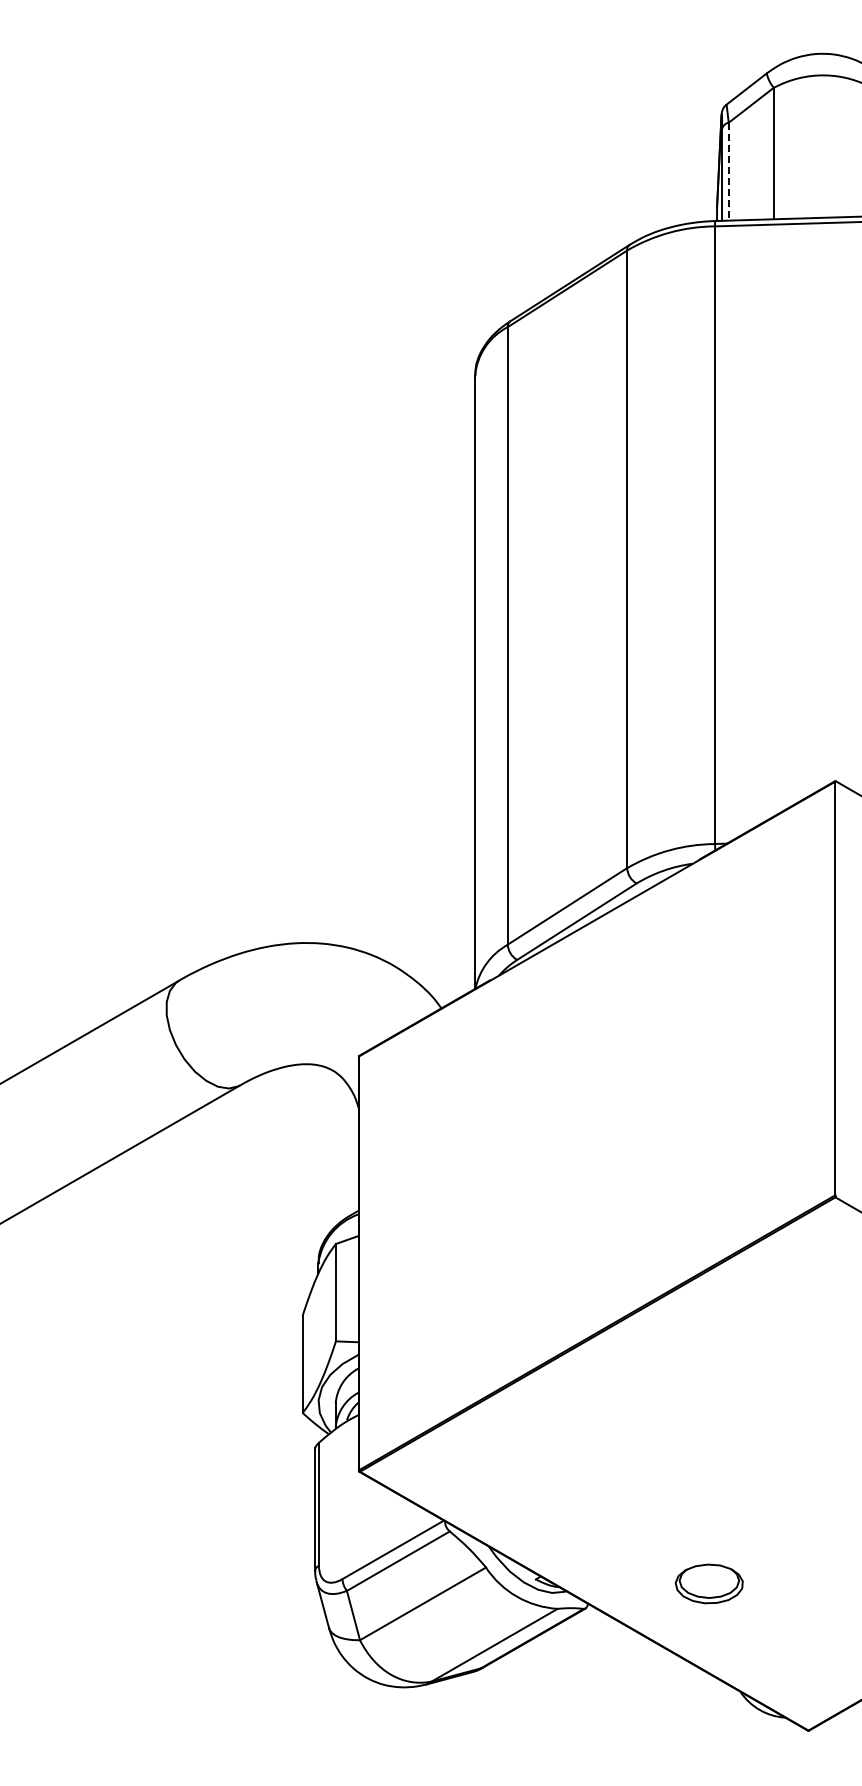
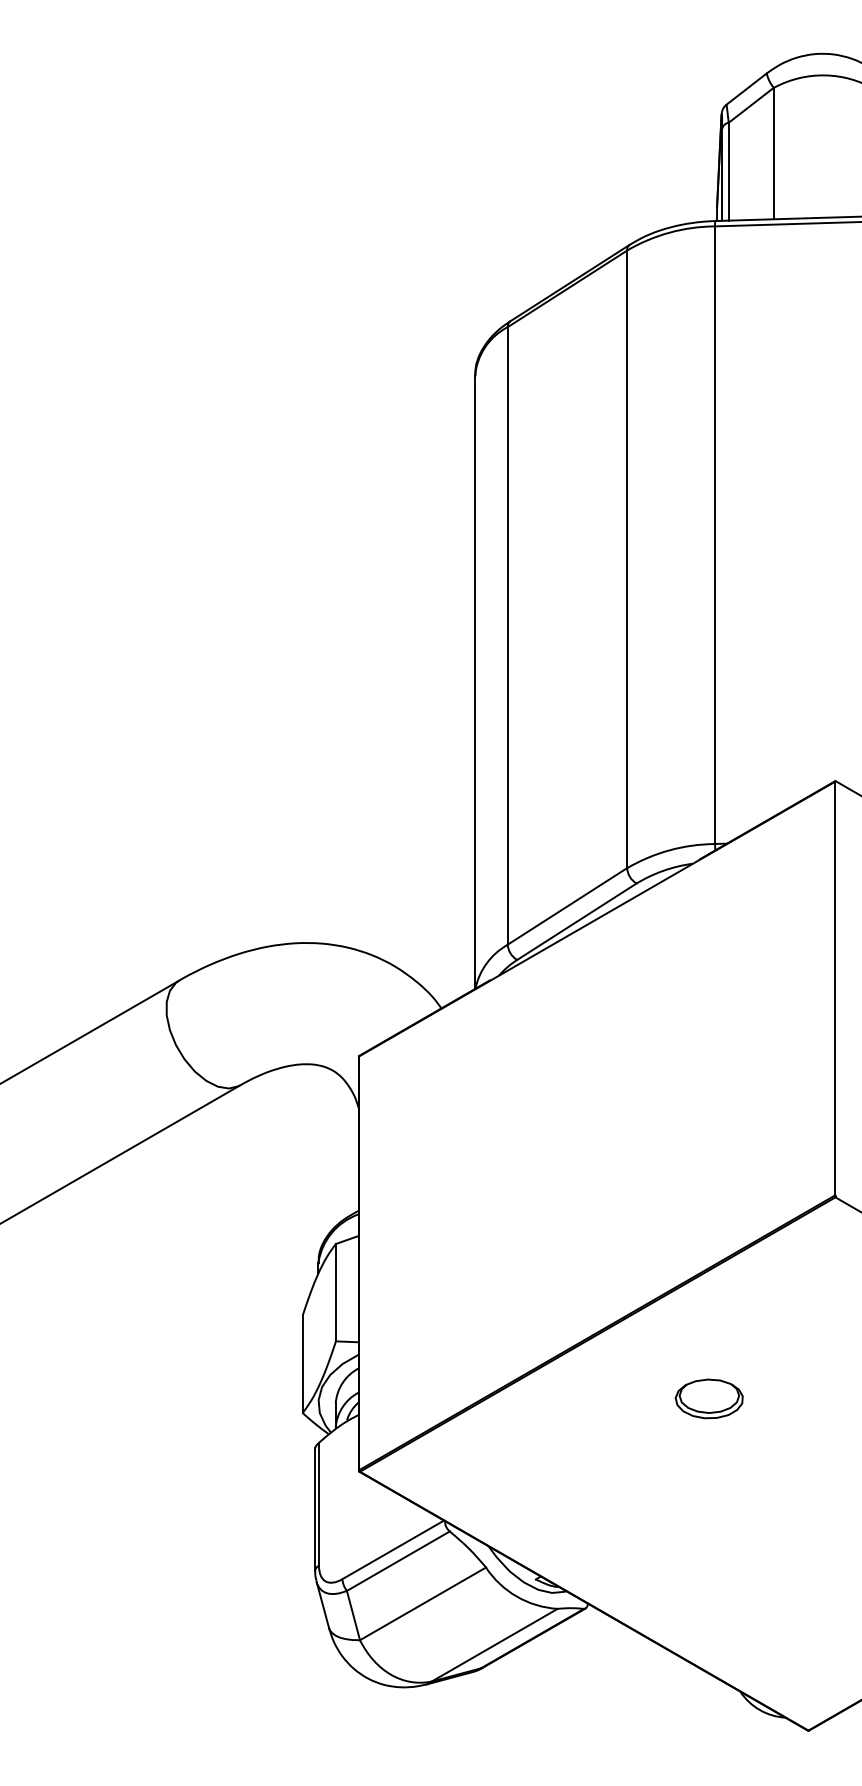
line: dashed -> solid (728, 171)
part position: (708, 1583) -> (708, 1398) (708, 1398)
